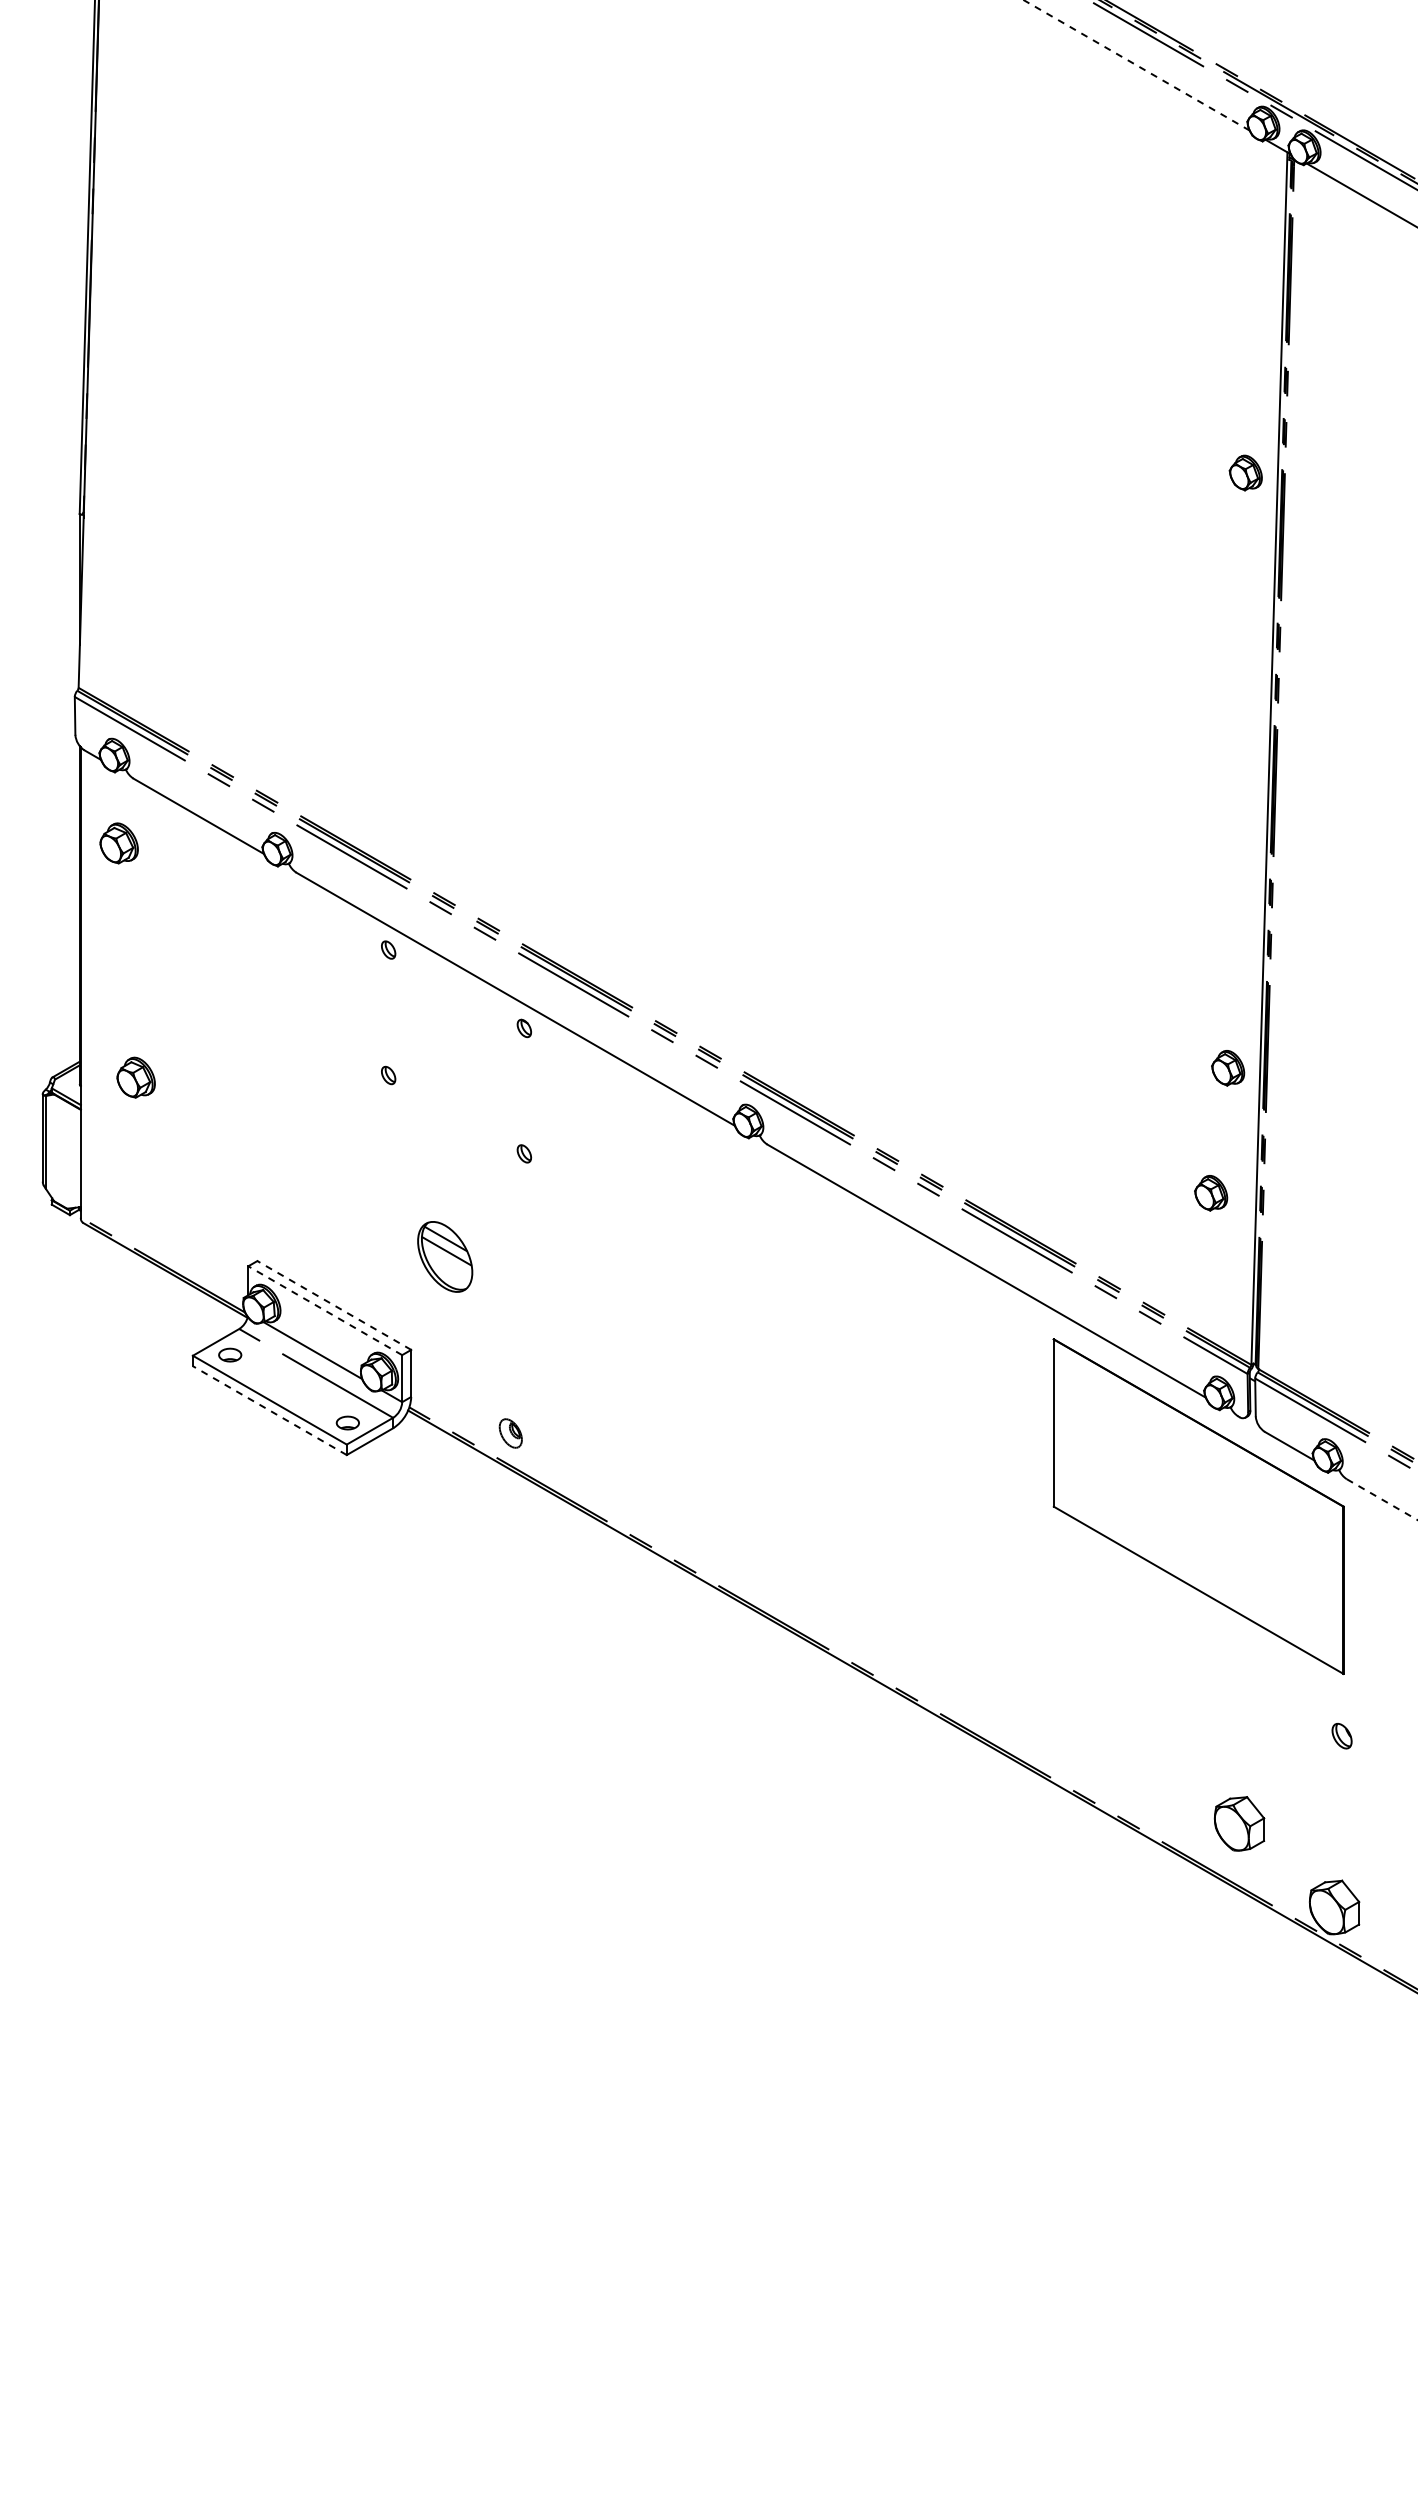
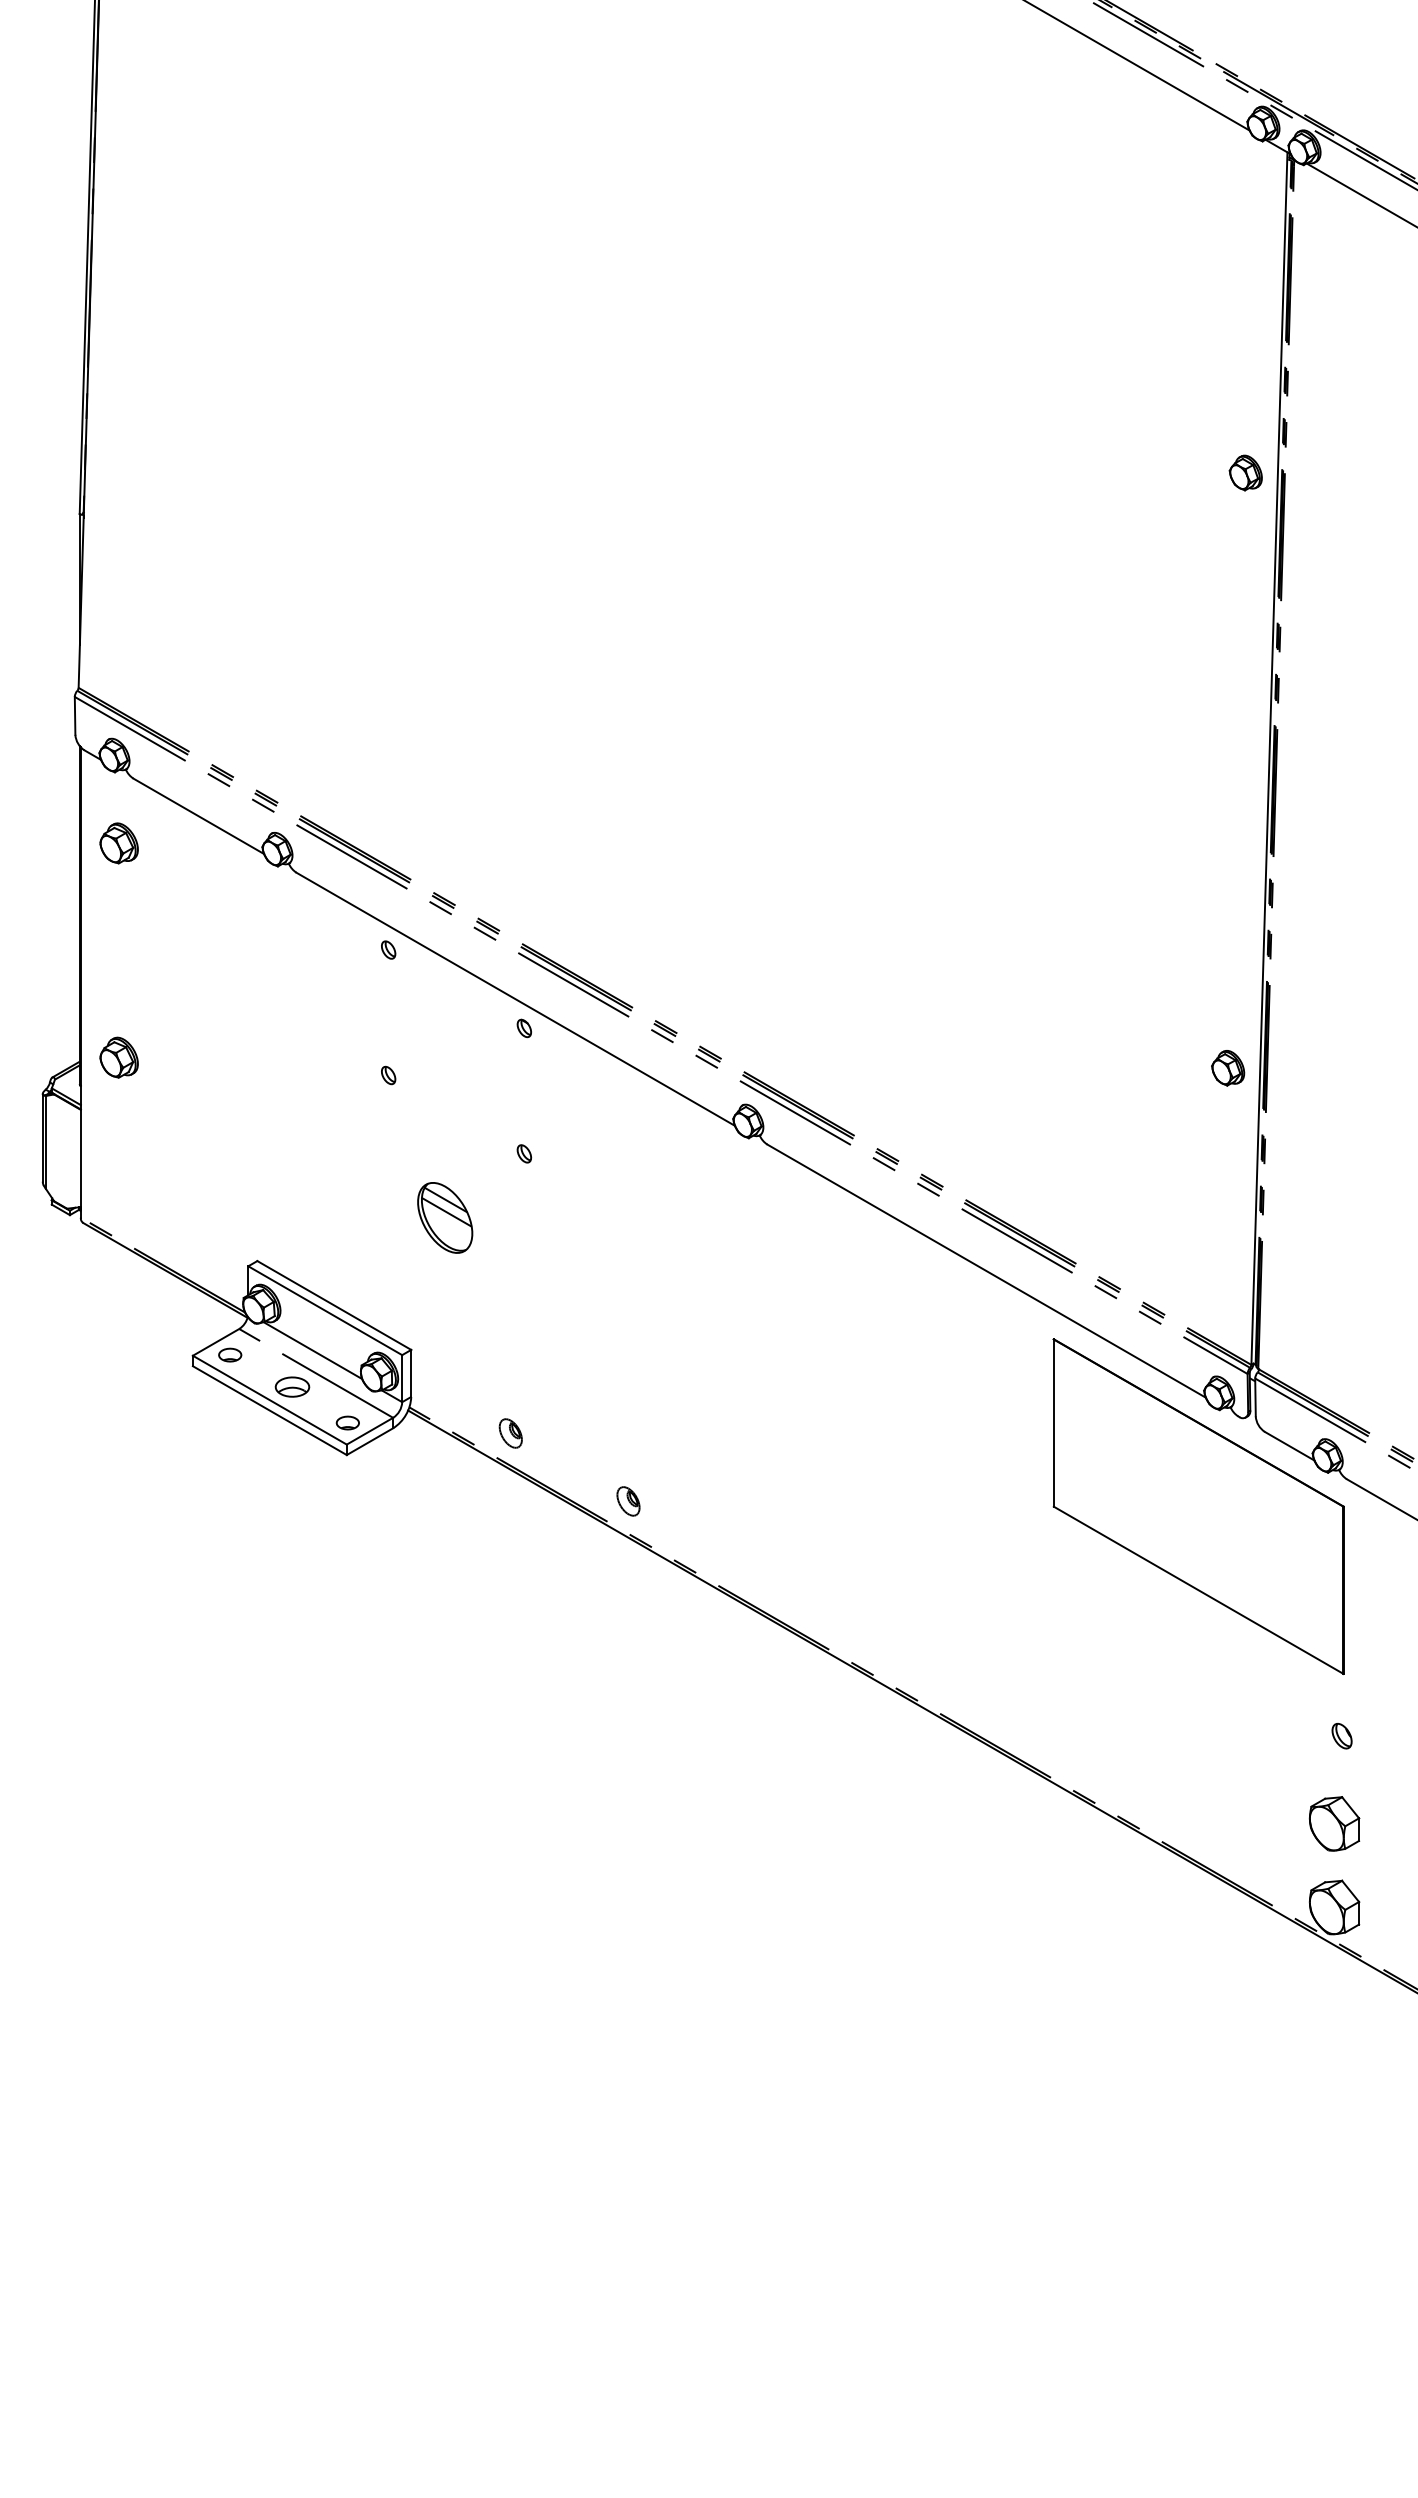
line: dashed -> solid (1136, 65)
part position: (135, 1077) -> (118, 1057) (118, 1057)
part: present -> none (1211, 1193)
part position: (445, 1256) -> (445, 1217) (445, 1217)
line: dashed -> solid (334, 1305)
line: dashed -> solid (325, 1310)
part: none -> present (292, 1386)
line: dashed -> solid (269, 1410)
line: dashed -> solid (1382, 1499)
part: none -> present (628, 1501)
part position: (1239, 1823) -> (1334, 1823) (1334, 1823)
